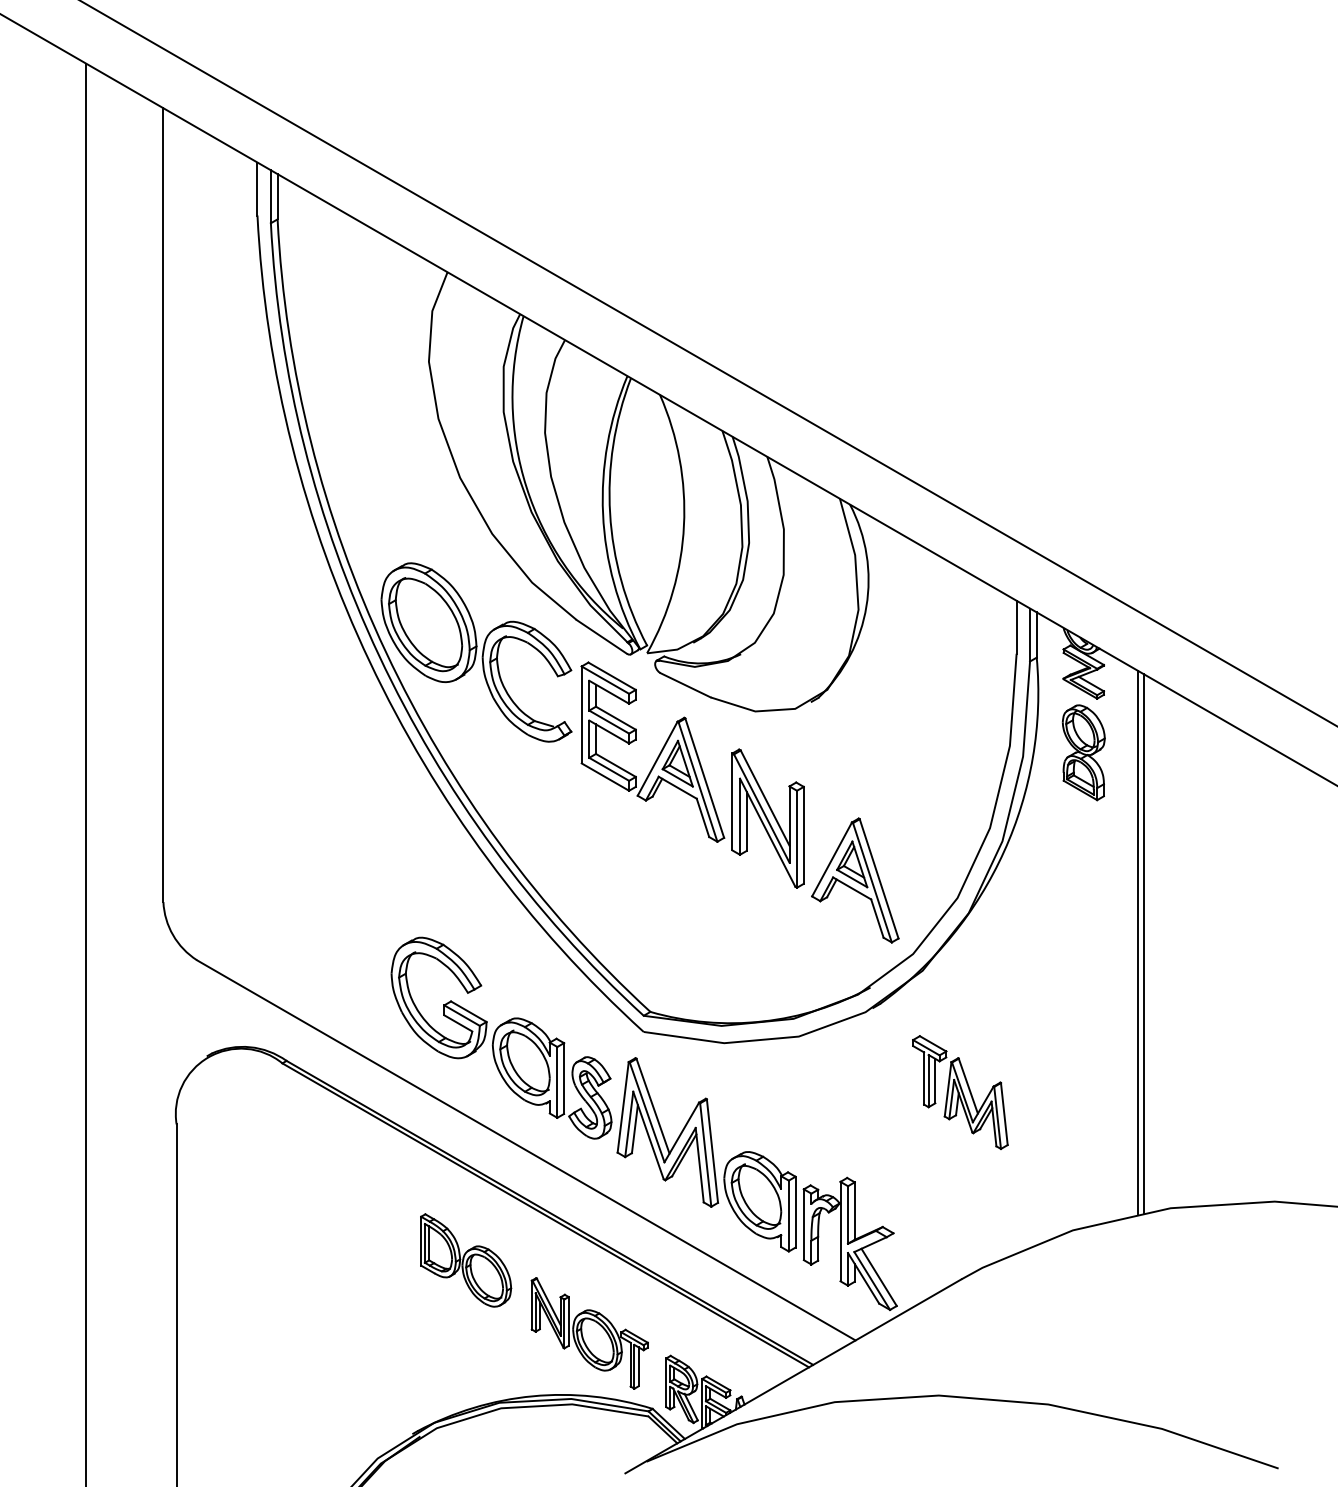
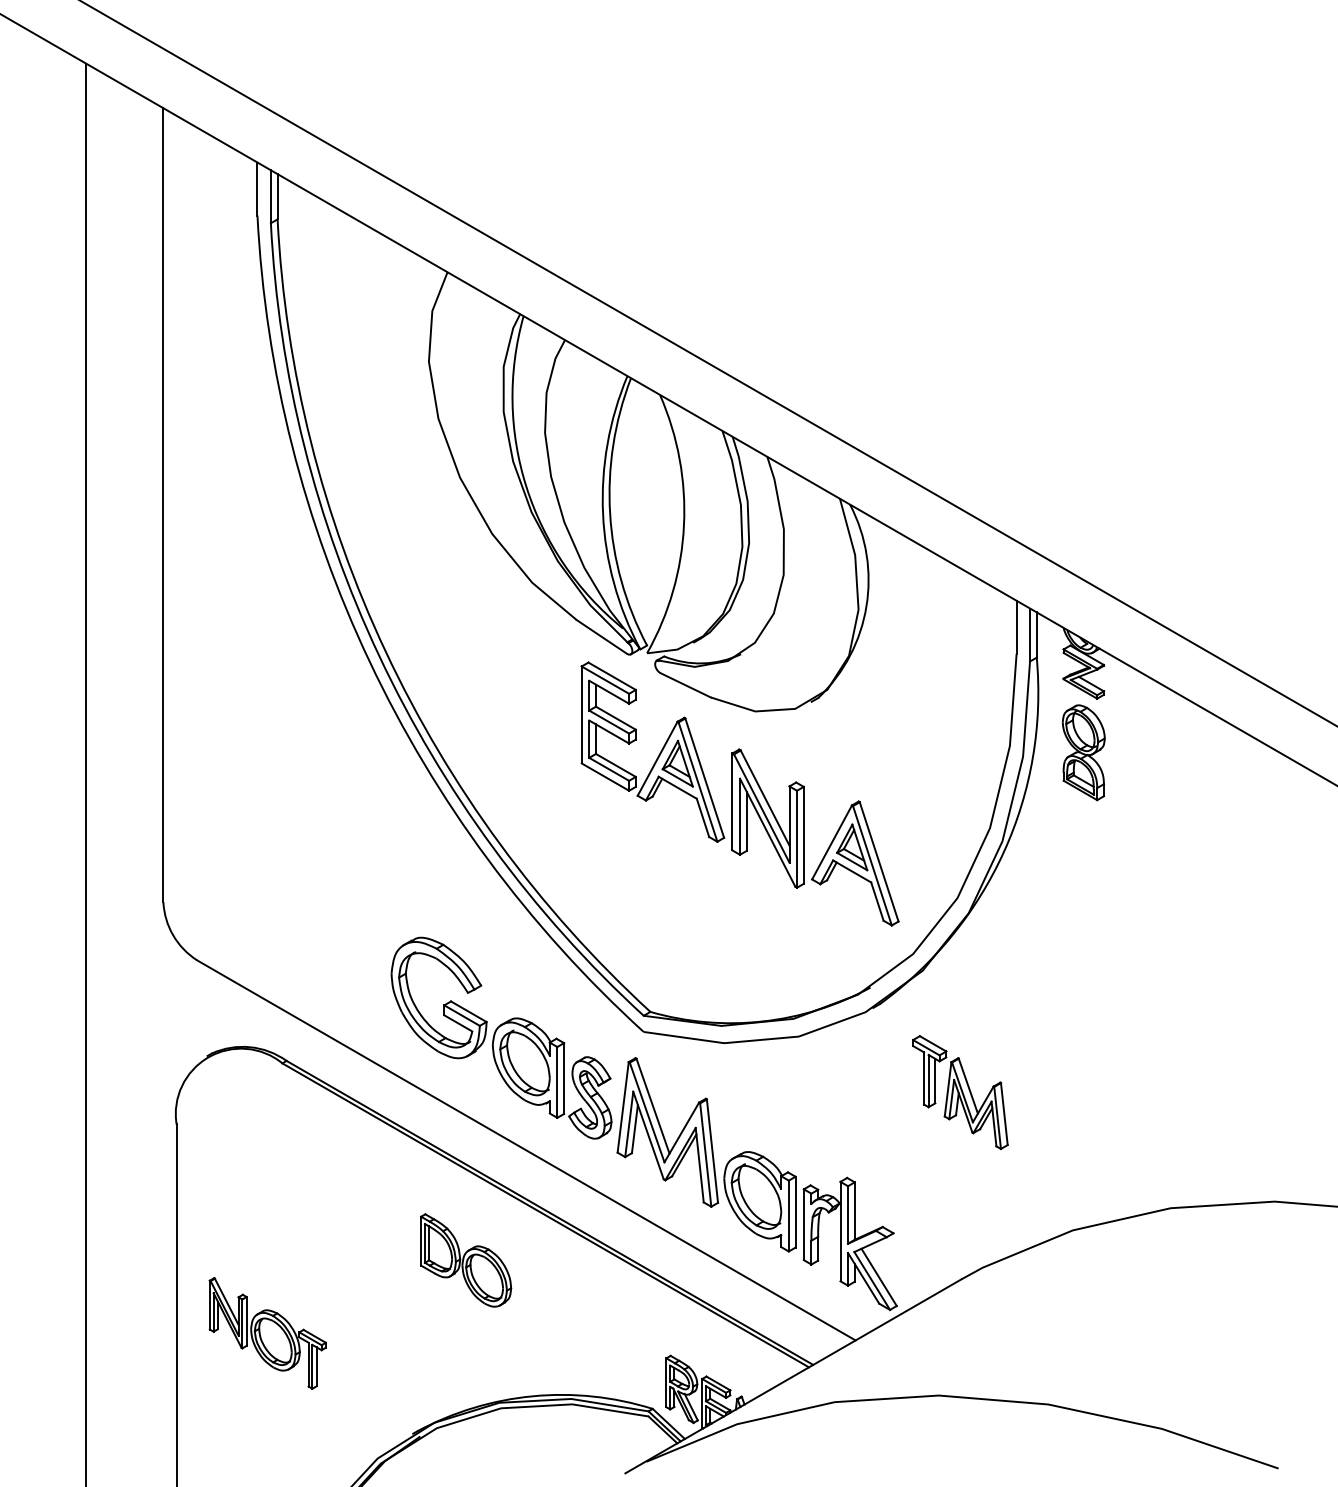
part: present -> none (476, 652)
part position: (855, 880) -> (855, 863) (855, 863)
line: present -> none (1137, 941)
line: present -> none (1144, 943)
part position: (589, 1333) -> (267, 1333) (267, 1333)
